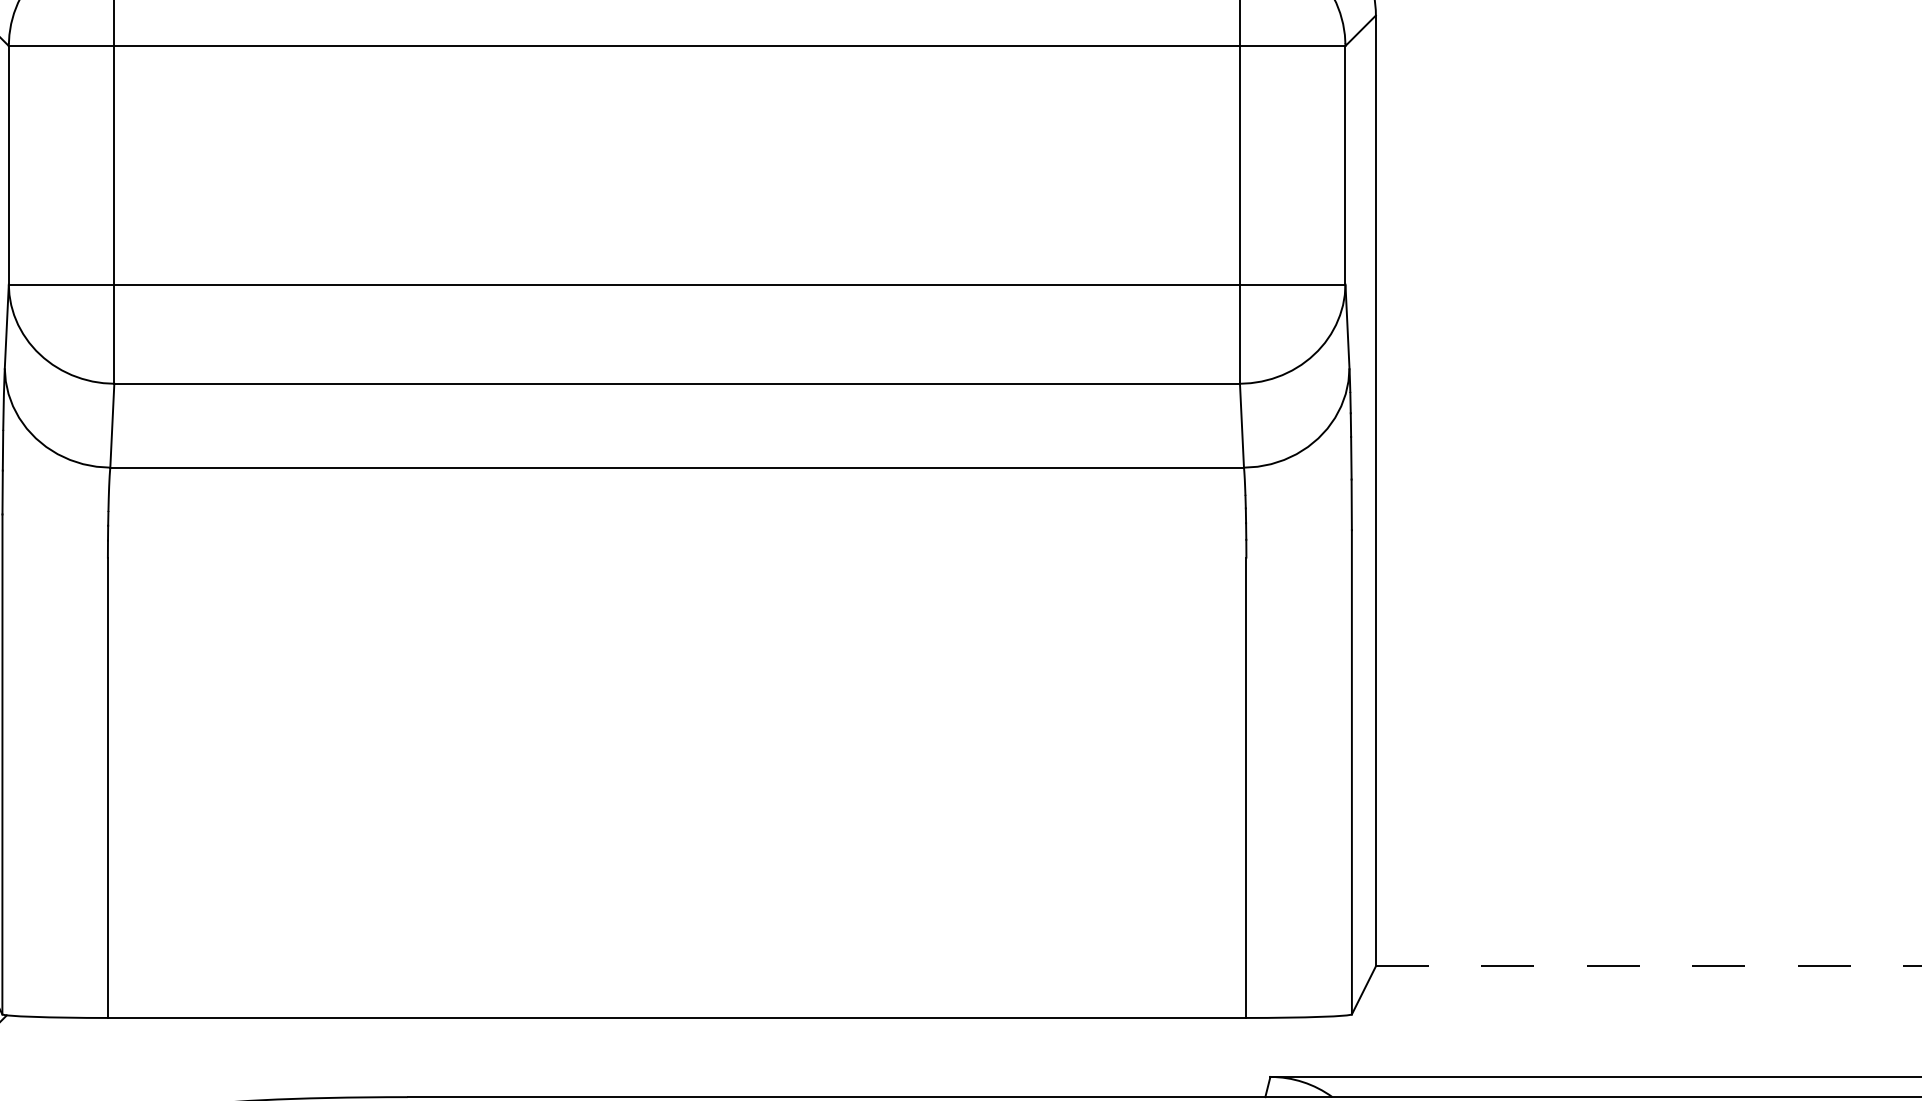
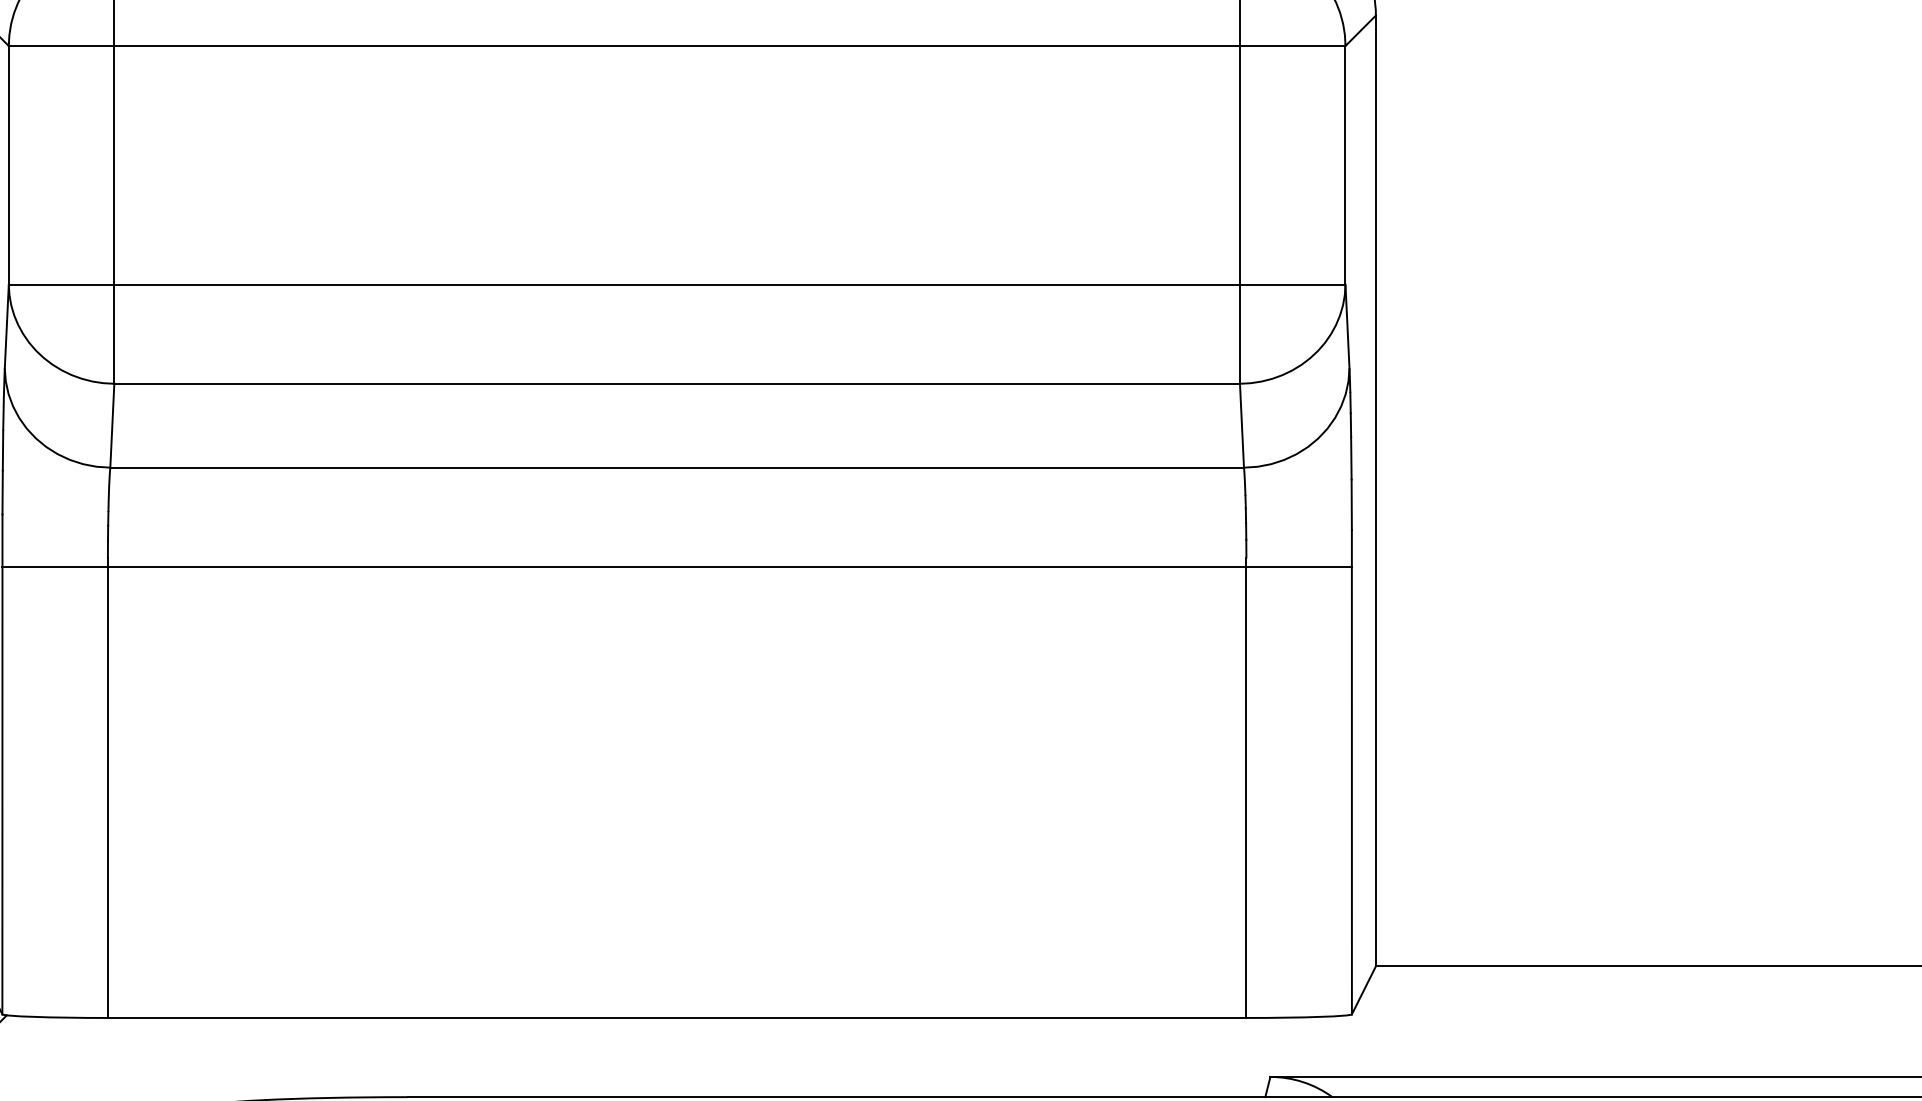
line: none -> present (676, 566)
line: dashed -> solid (1648, 966)
